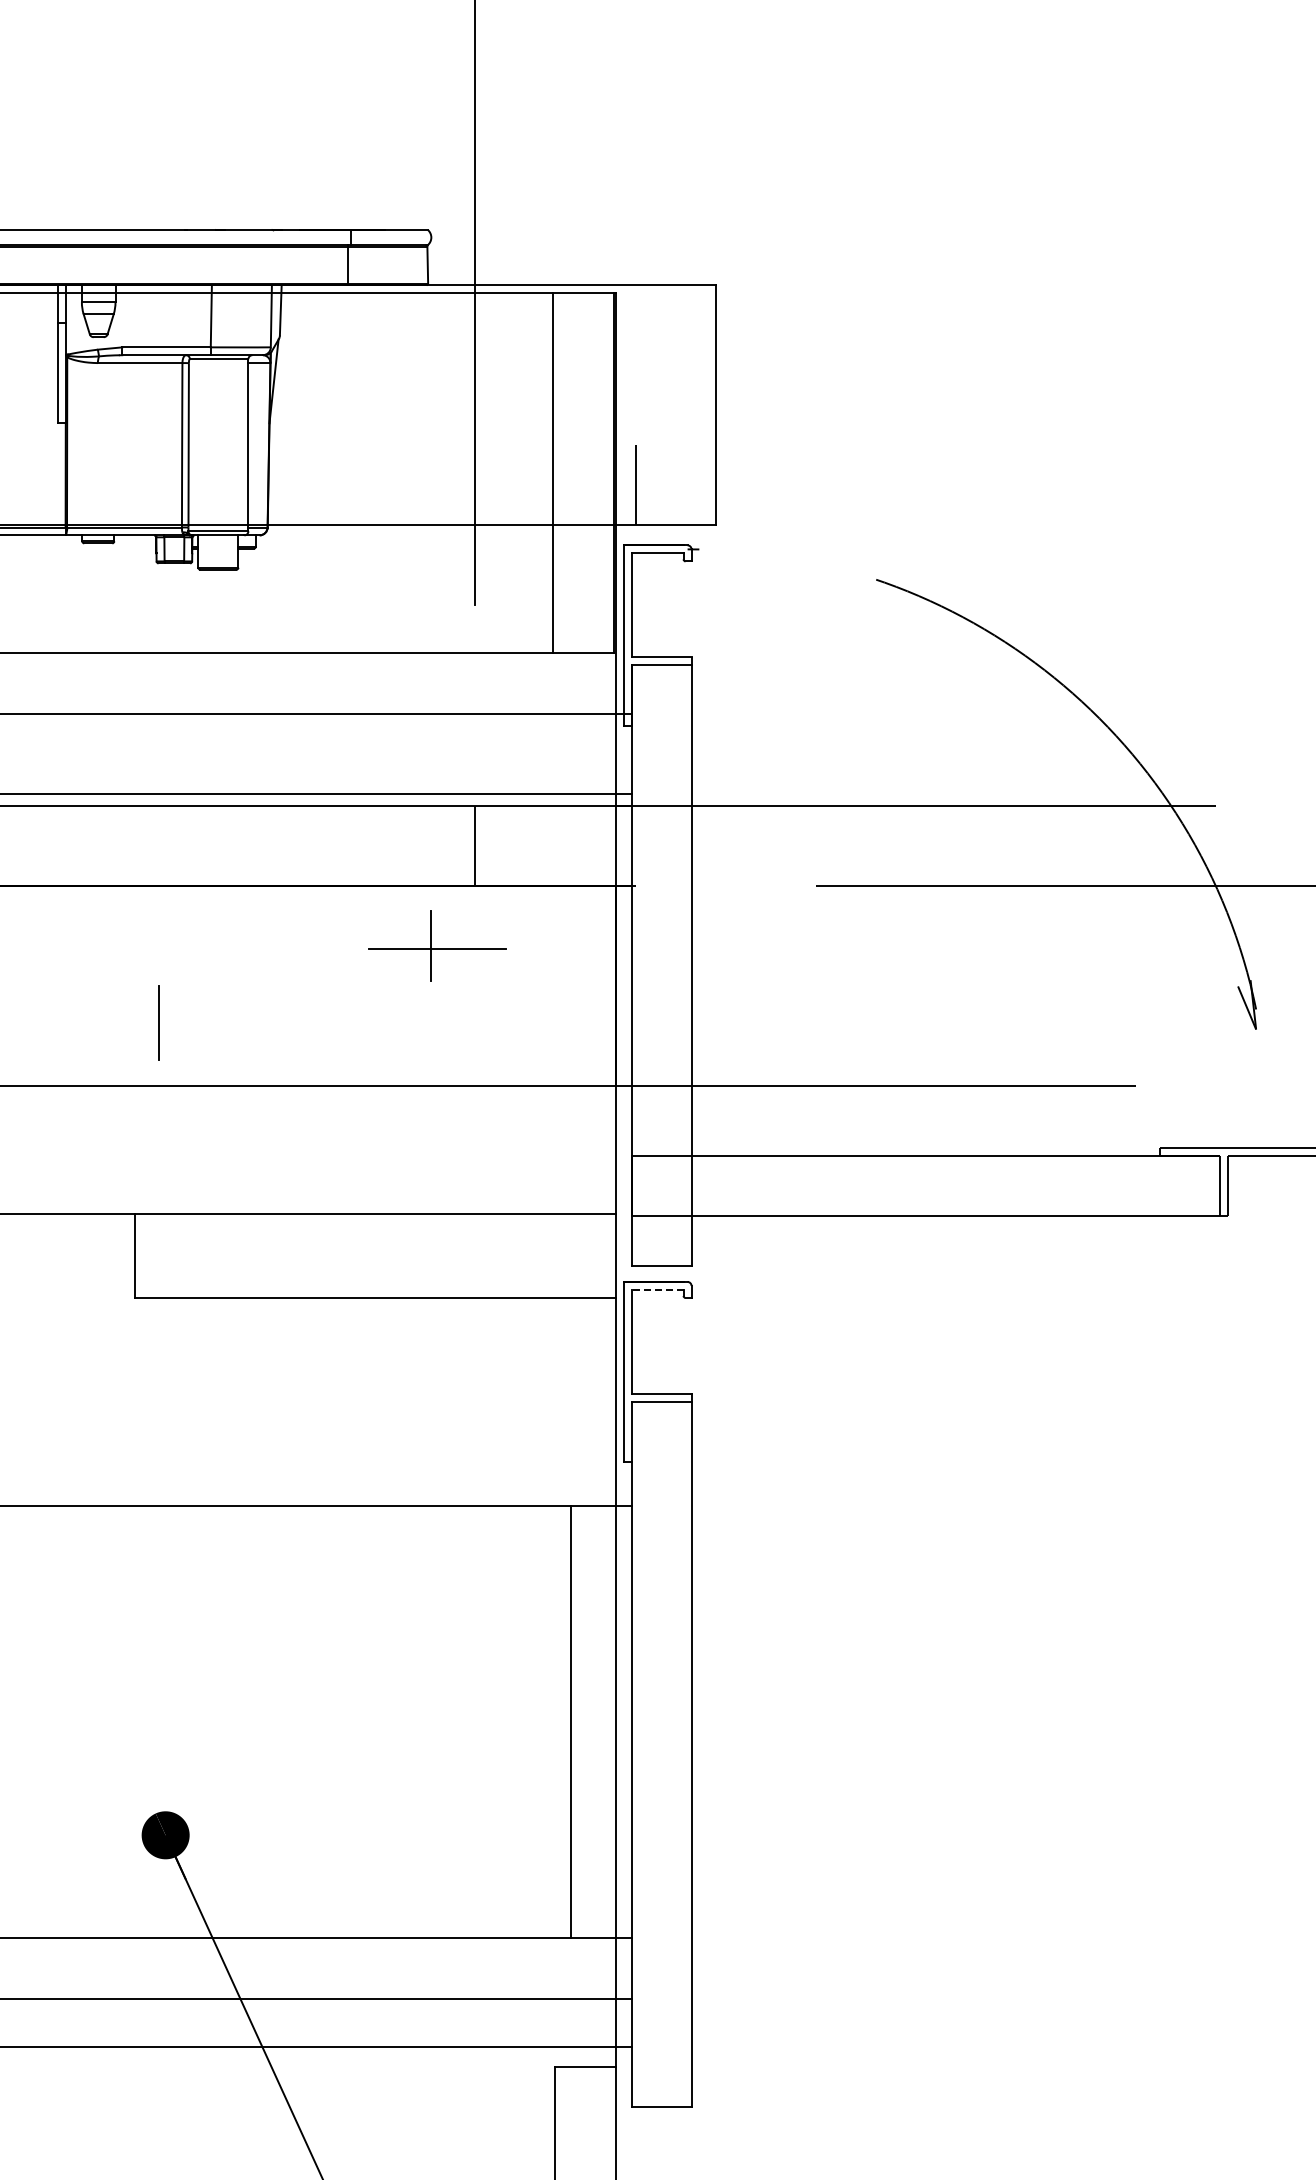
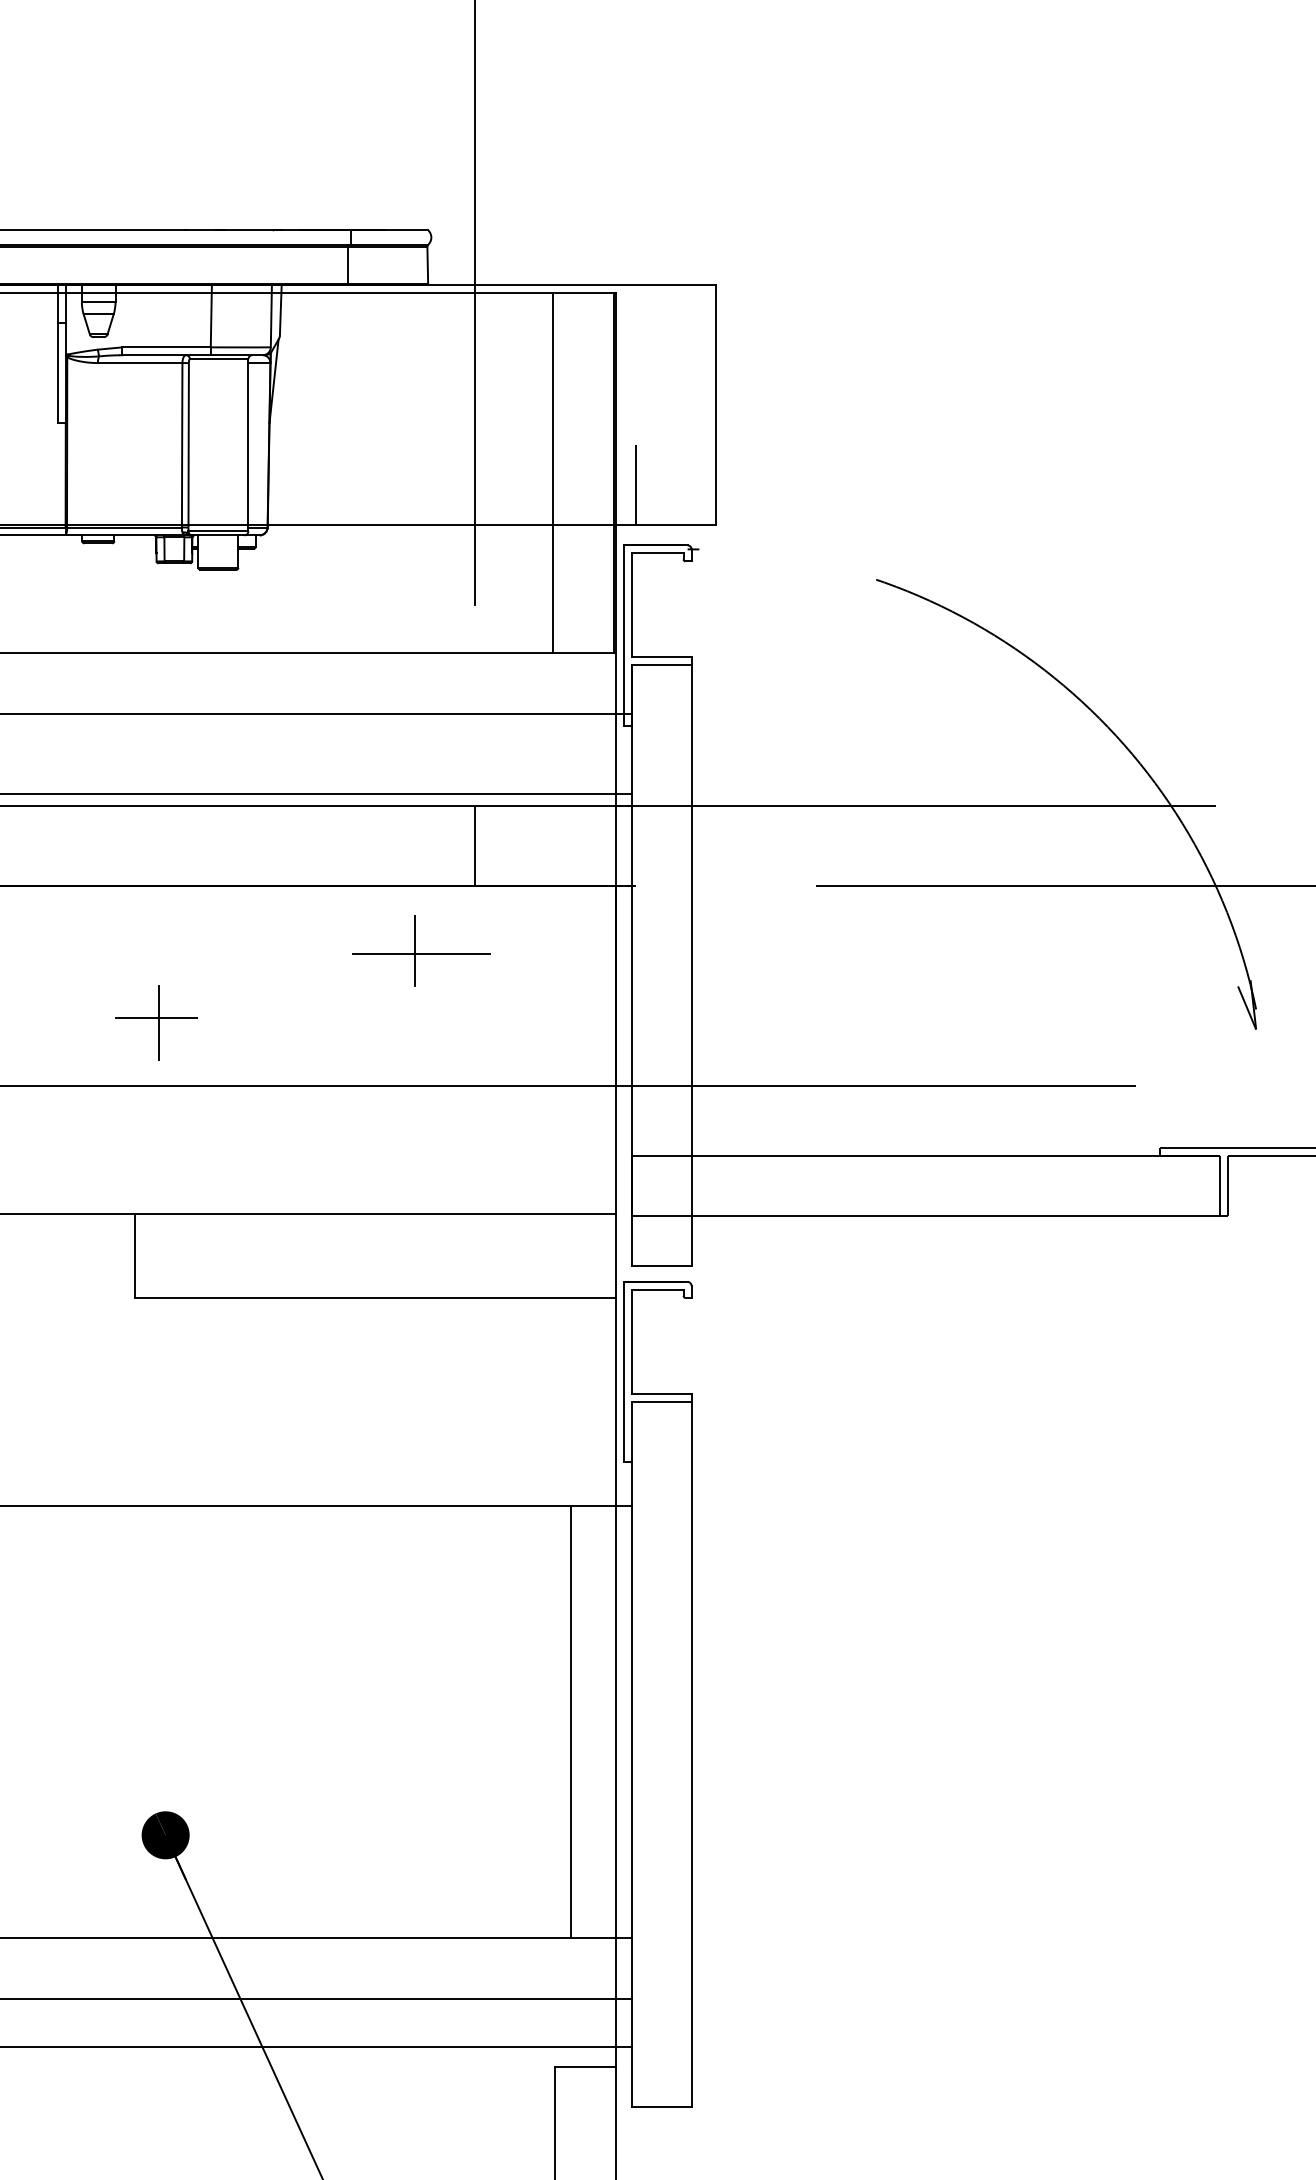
part position: (437, 945) -> (421, 950) (421, 950)
line: none -> present (156, 1017)
line: dashed -> solid (657, 1289)
